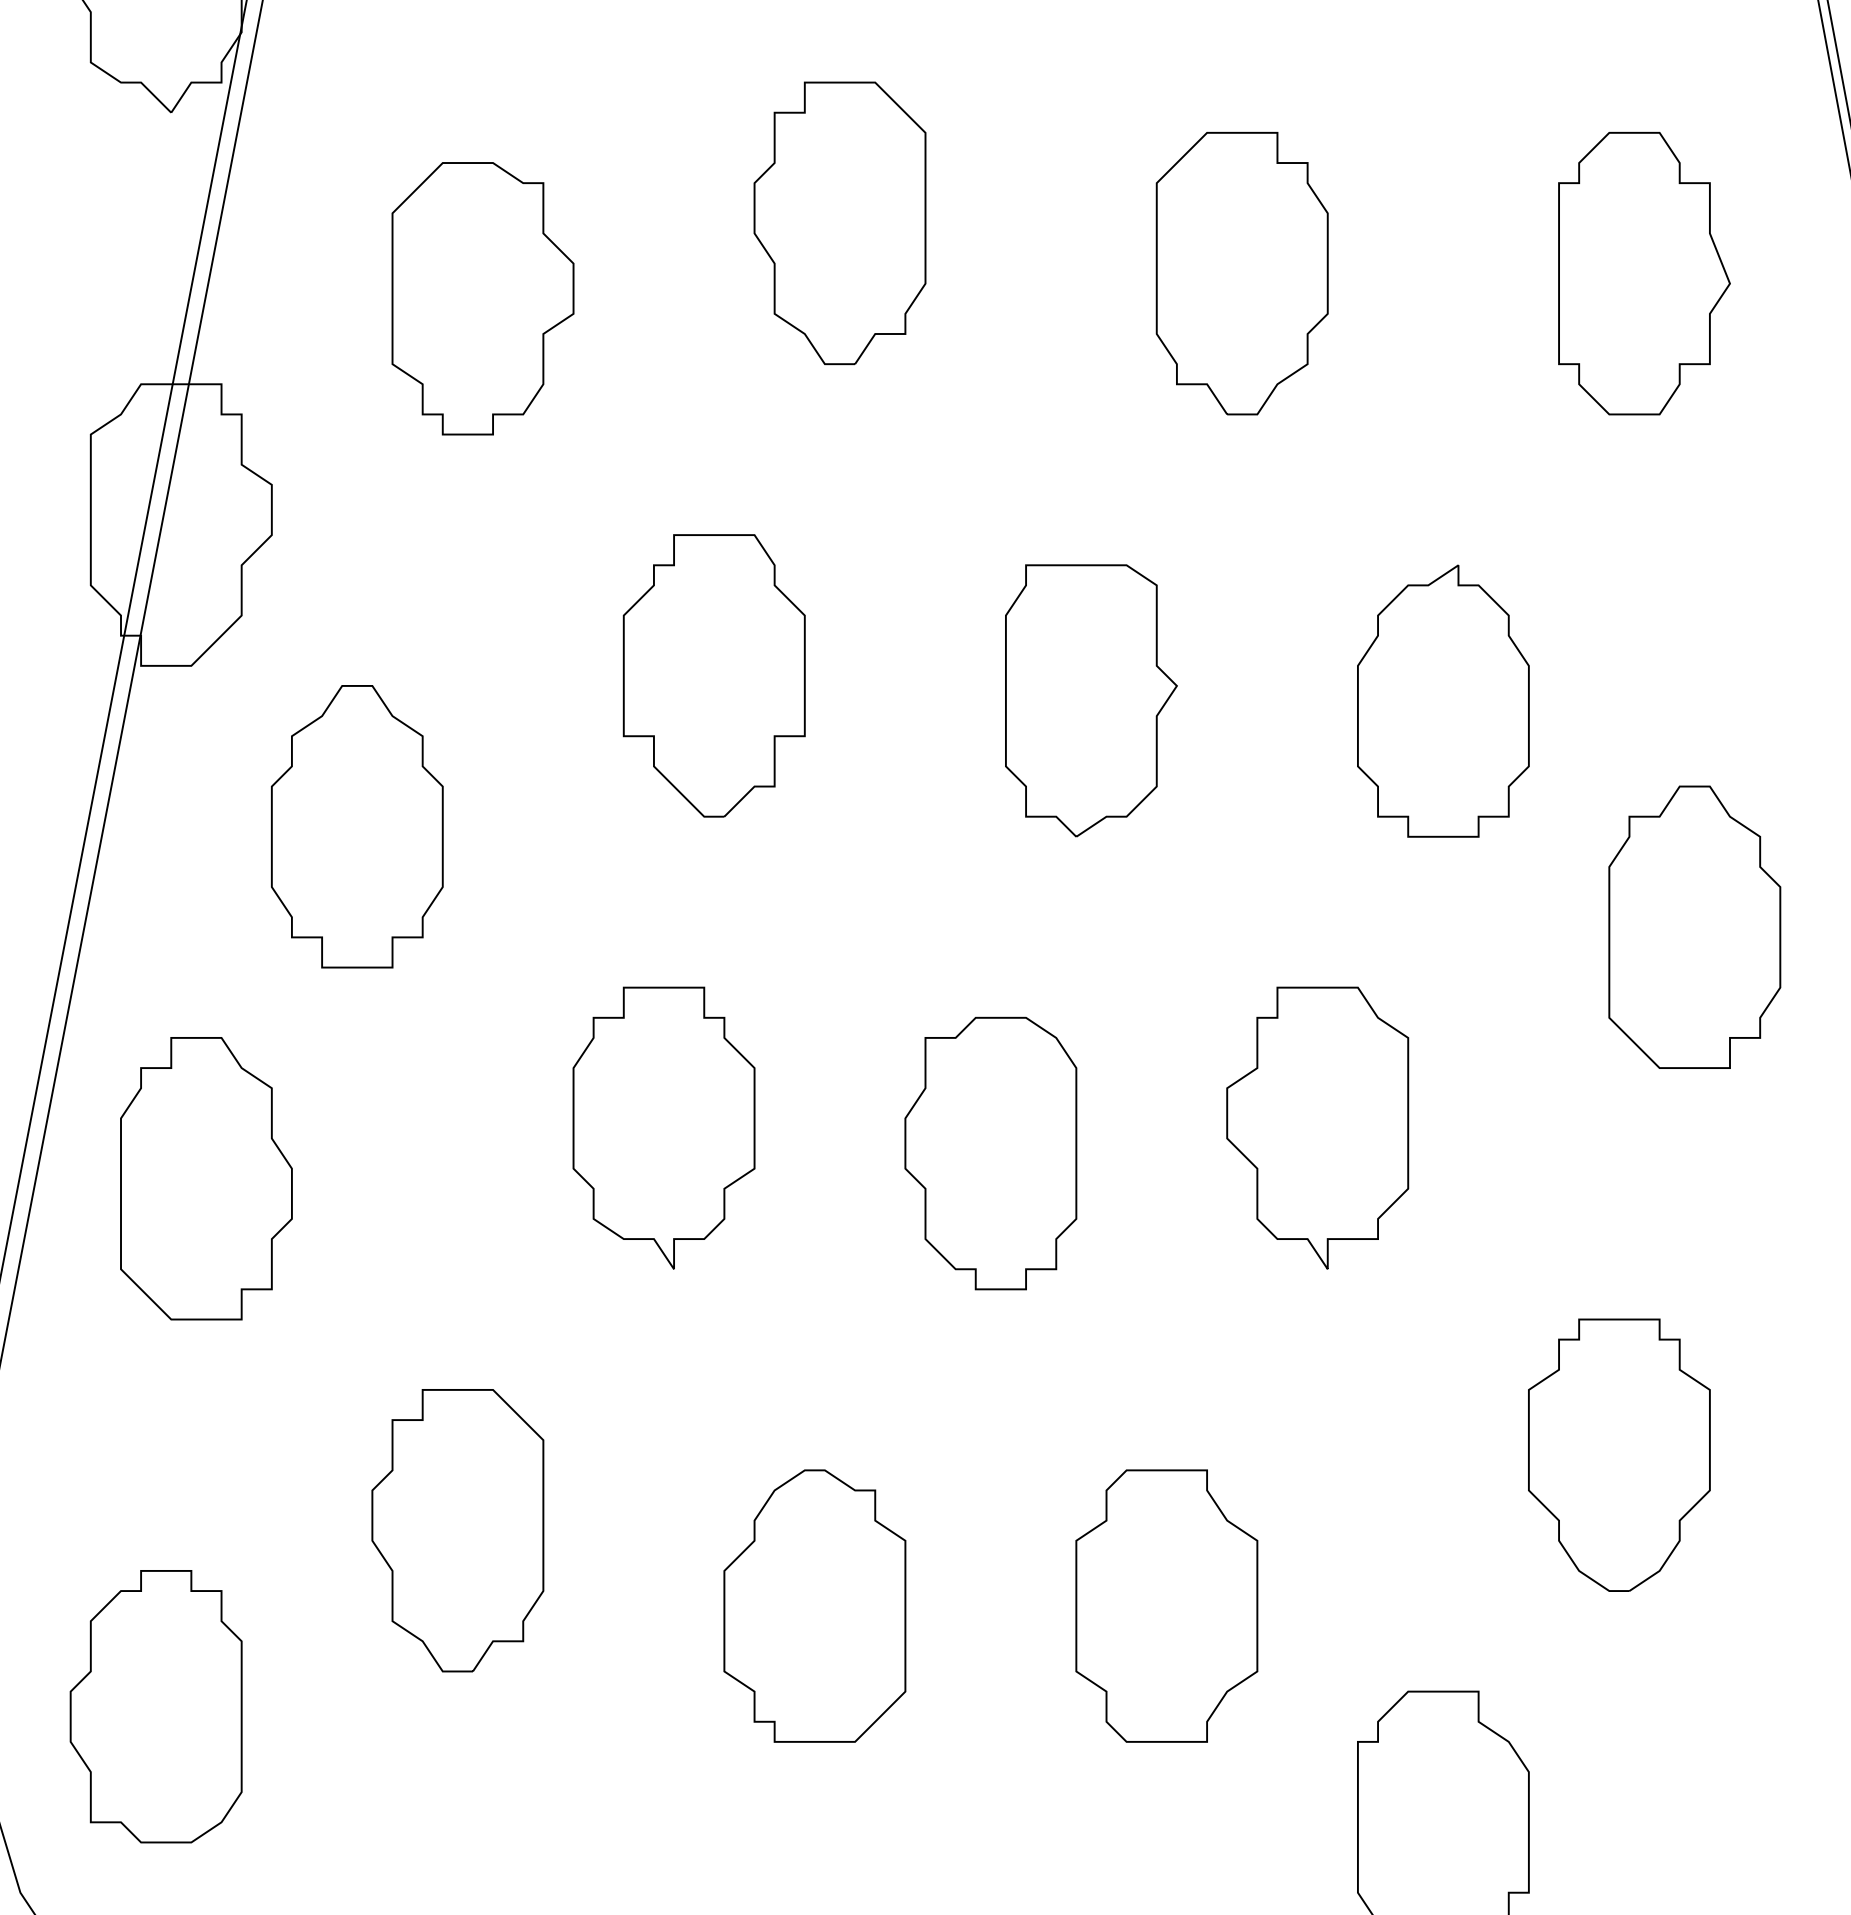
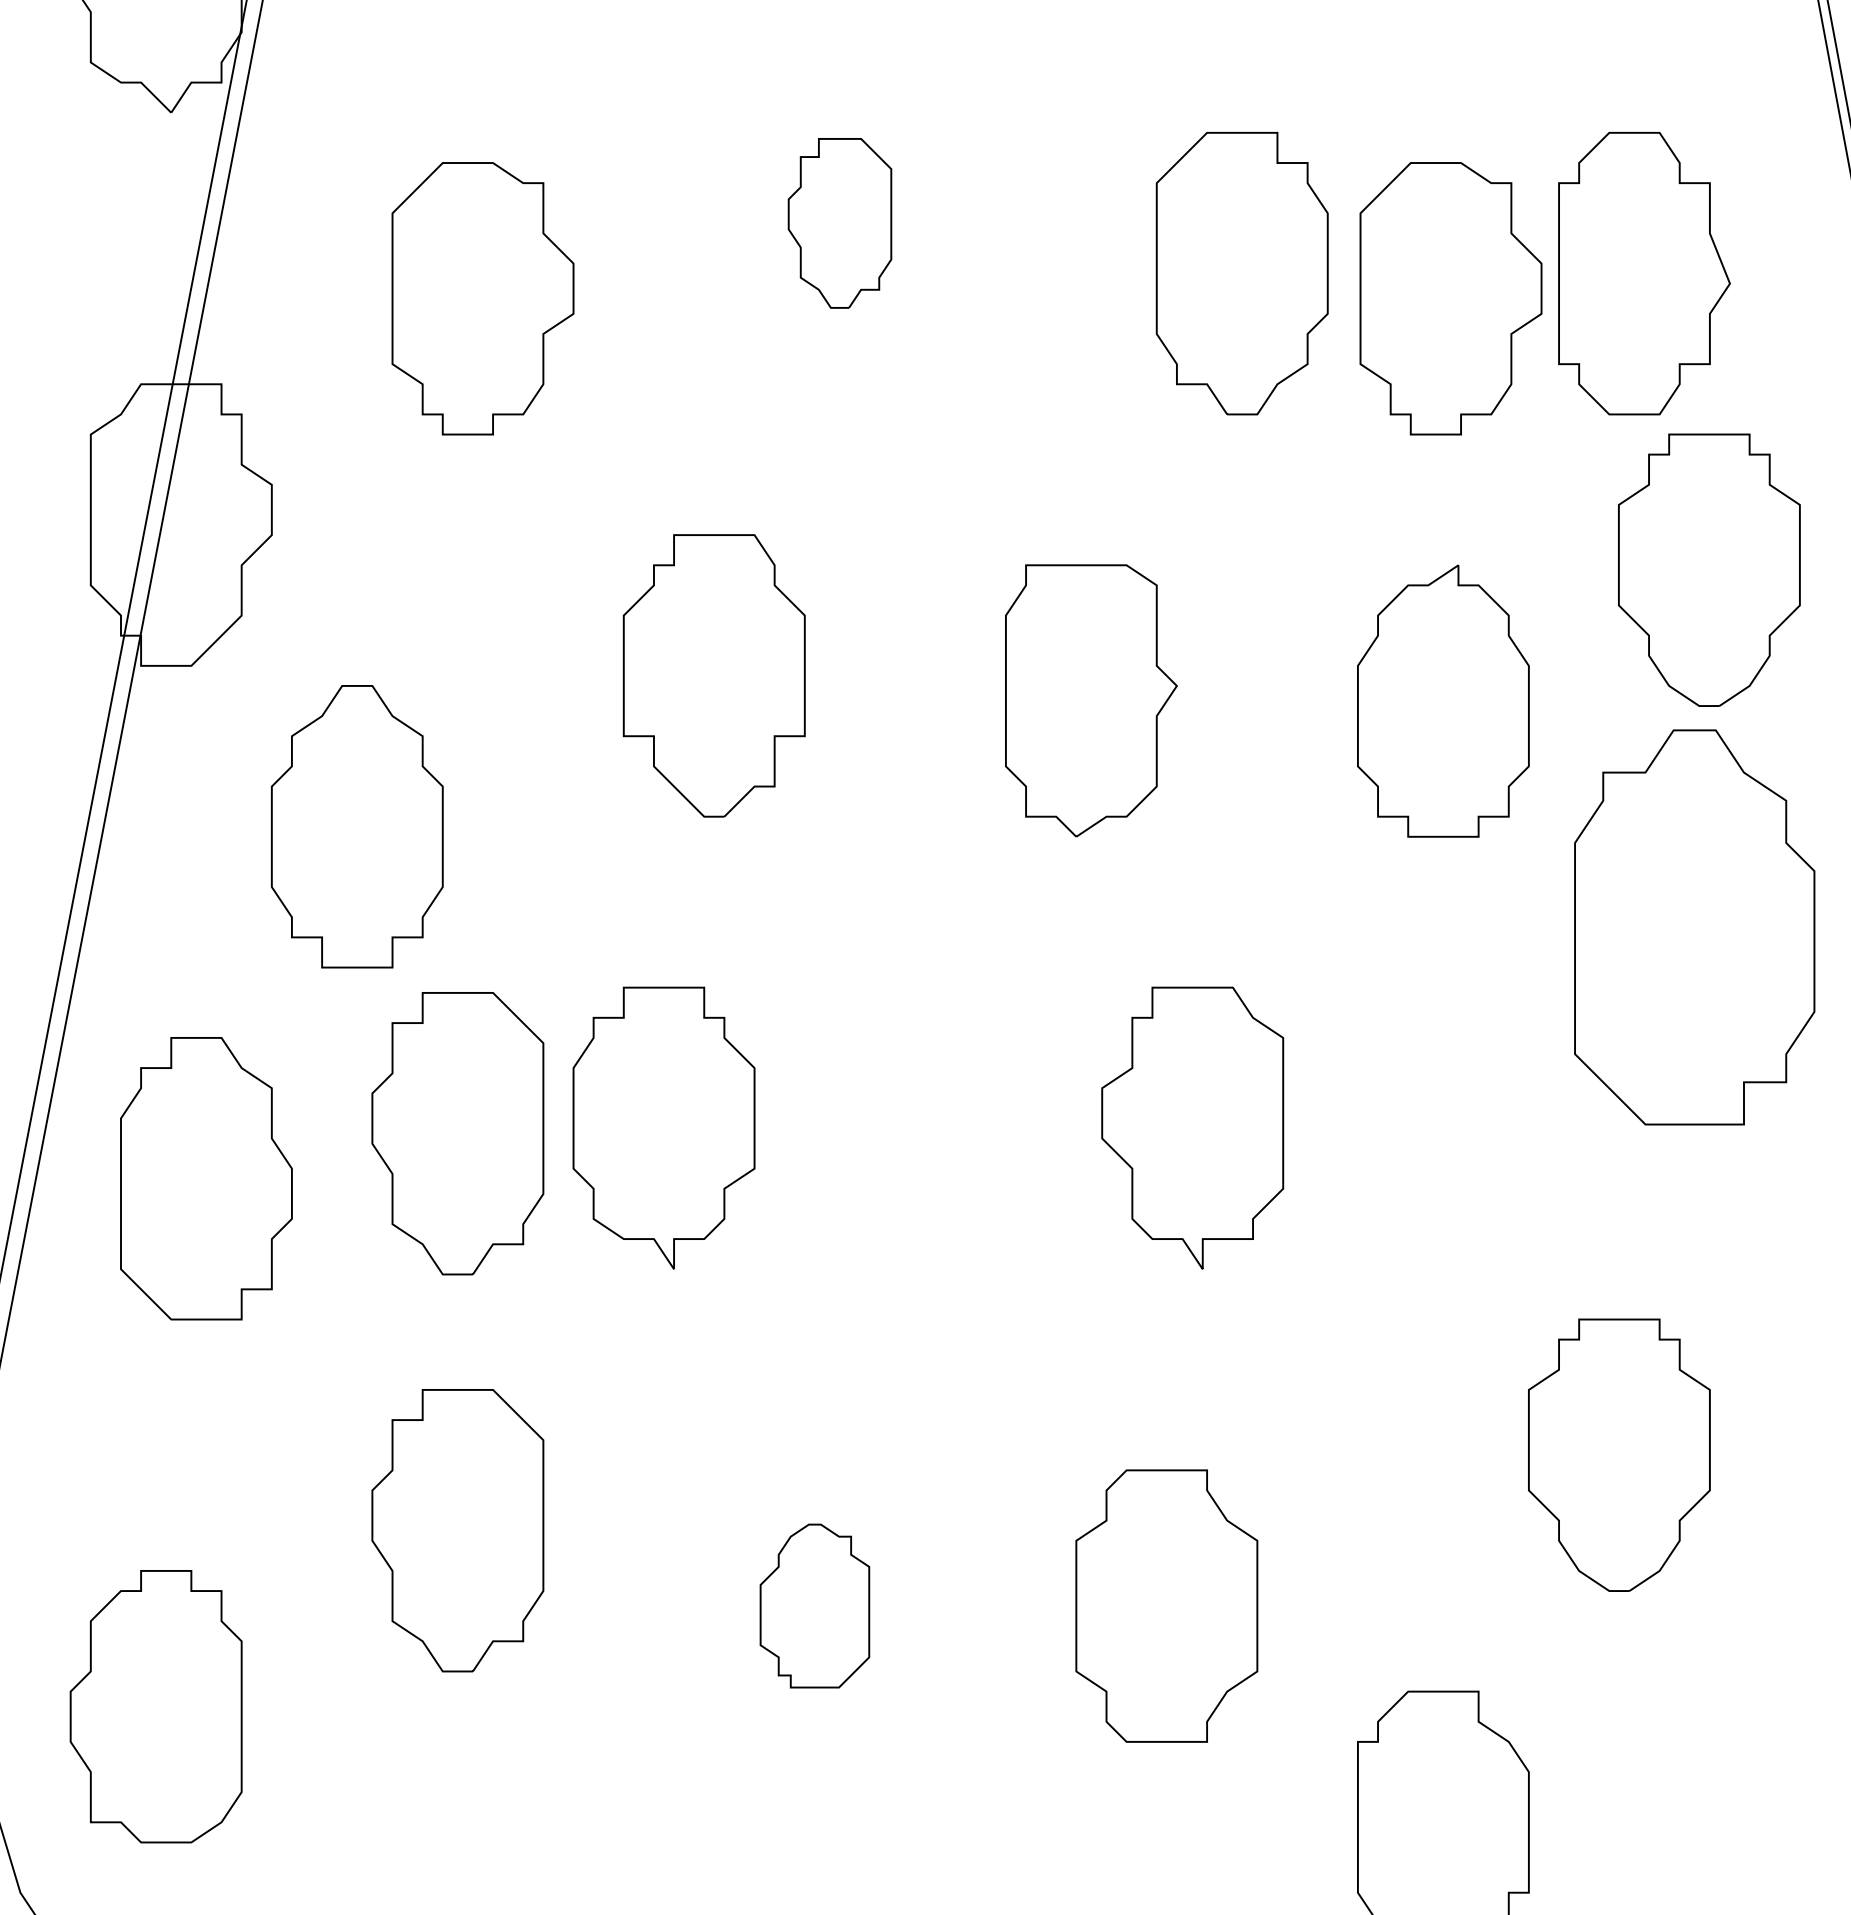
part size: 174x285 px -> 106x171 px (839, 223)
part: none -> present (1450, 298)
part: none -> present (1709, 569)
part size: 174x284 px -> 242x397 px (1694, 927)
part position: (1317, 1127) -> (1192, 1127) (1192, 1127)
part: none -> present (457, 1133)
part: present -> none (990, 1153)
part size: 184x274 px -> 112x166 px (814, 1605)
